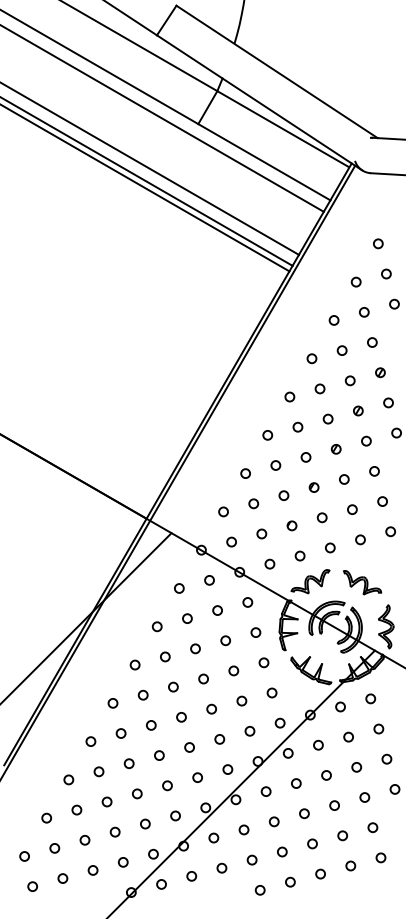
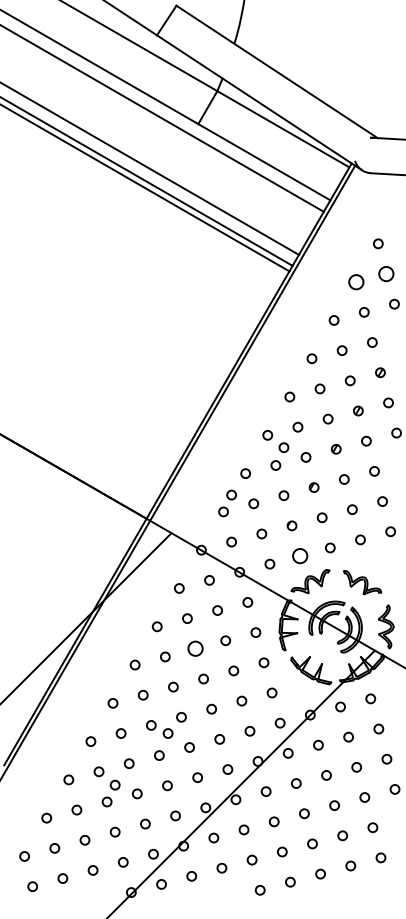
circle size: 11x12 px -> 17x17 px (386, 274)
circle size: 12x12 px -> 17x17 px (356, 282)
circle: none -> present (283, 447)
circle: none -> present (231, 494)
circle size: 12x12 px -> 17x17 px (300, 556)
circle size: 11x12 px -> 17x17 px (195, 648)
circle: none -> present (167, 733)
circle: none -> present (114, 784)
